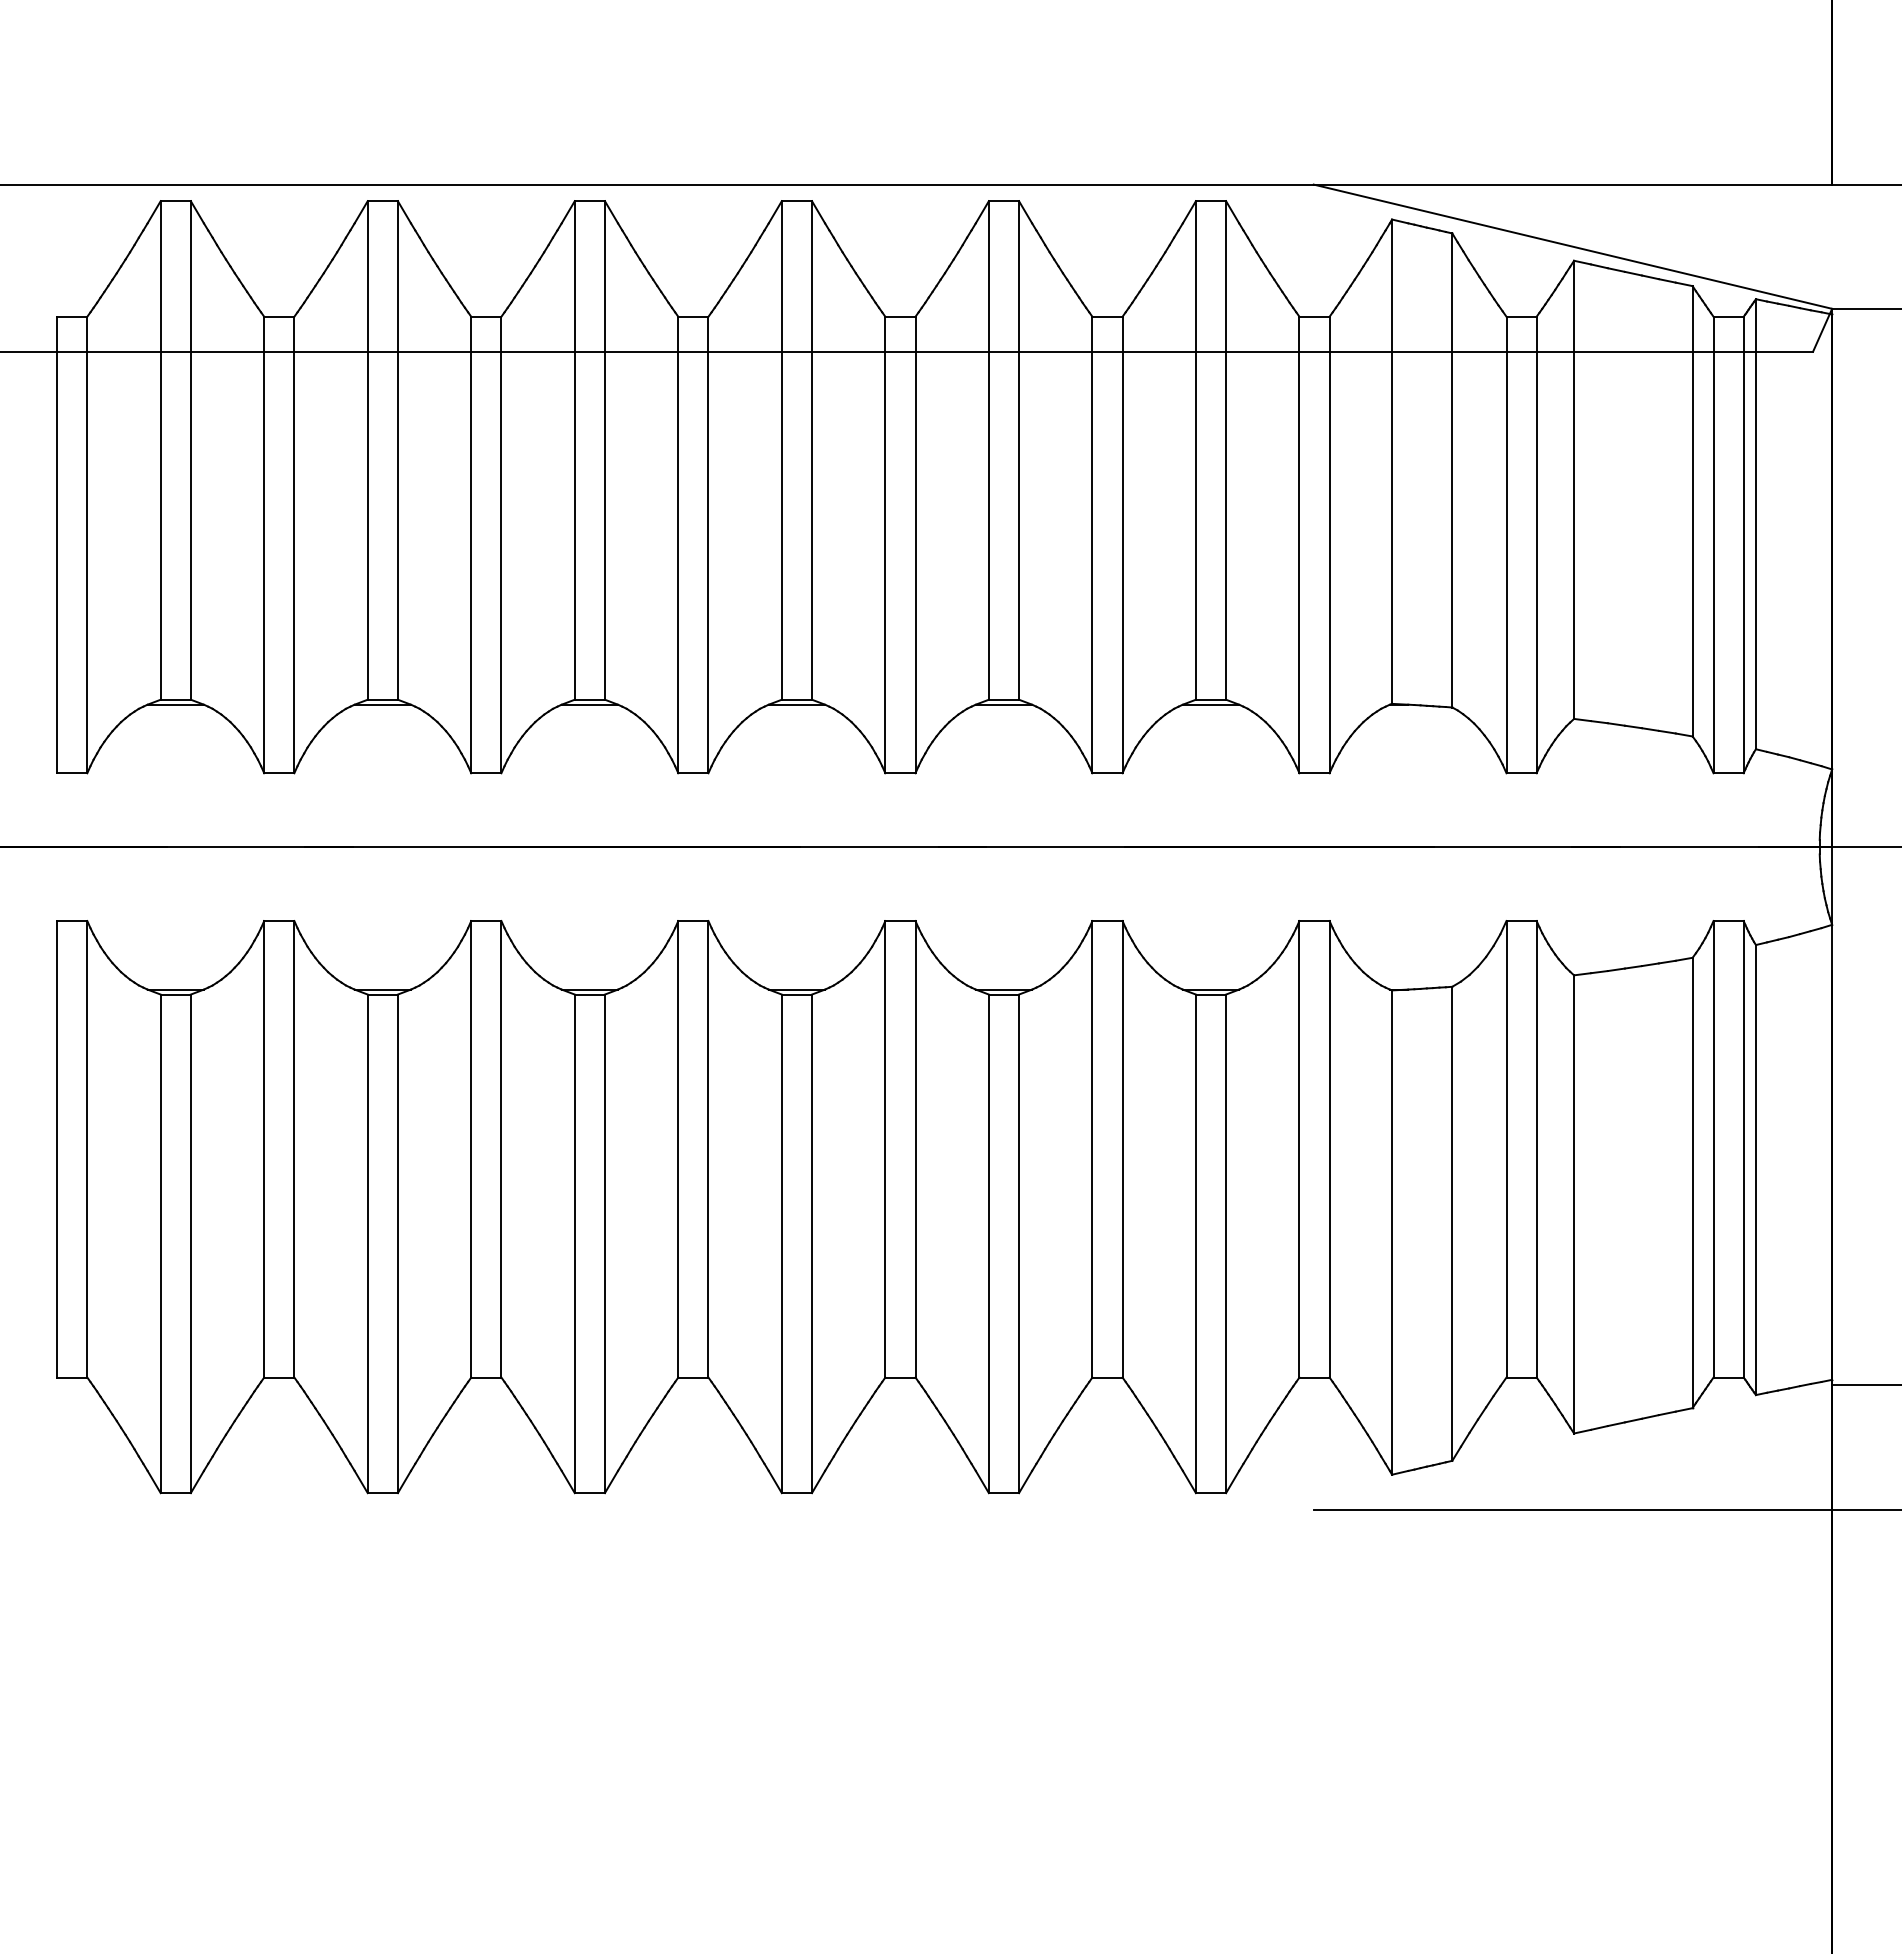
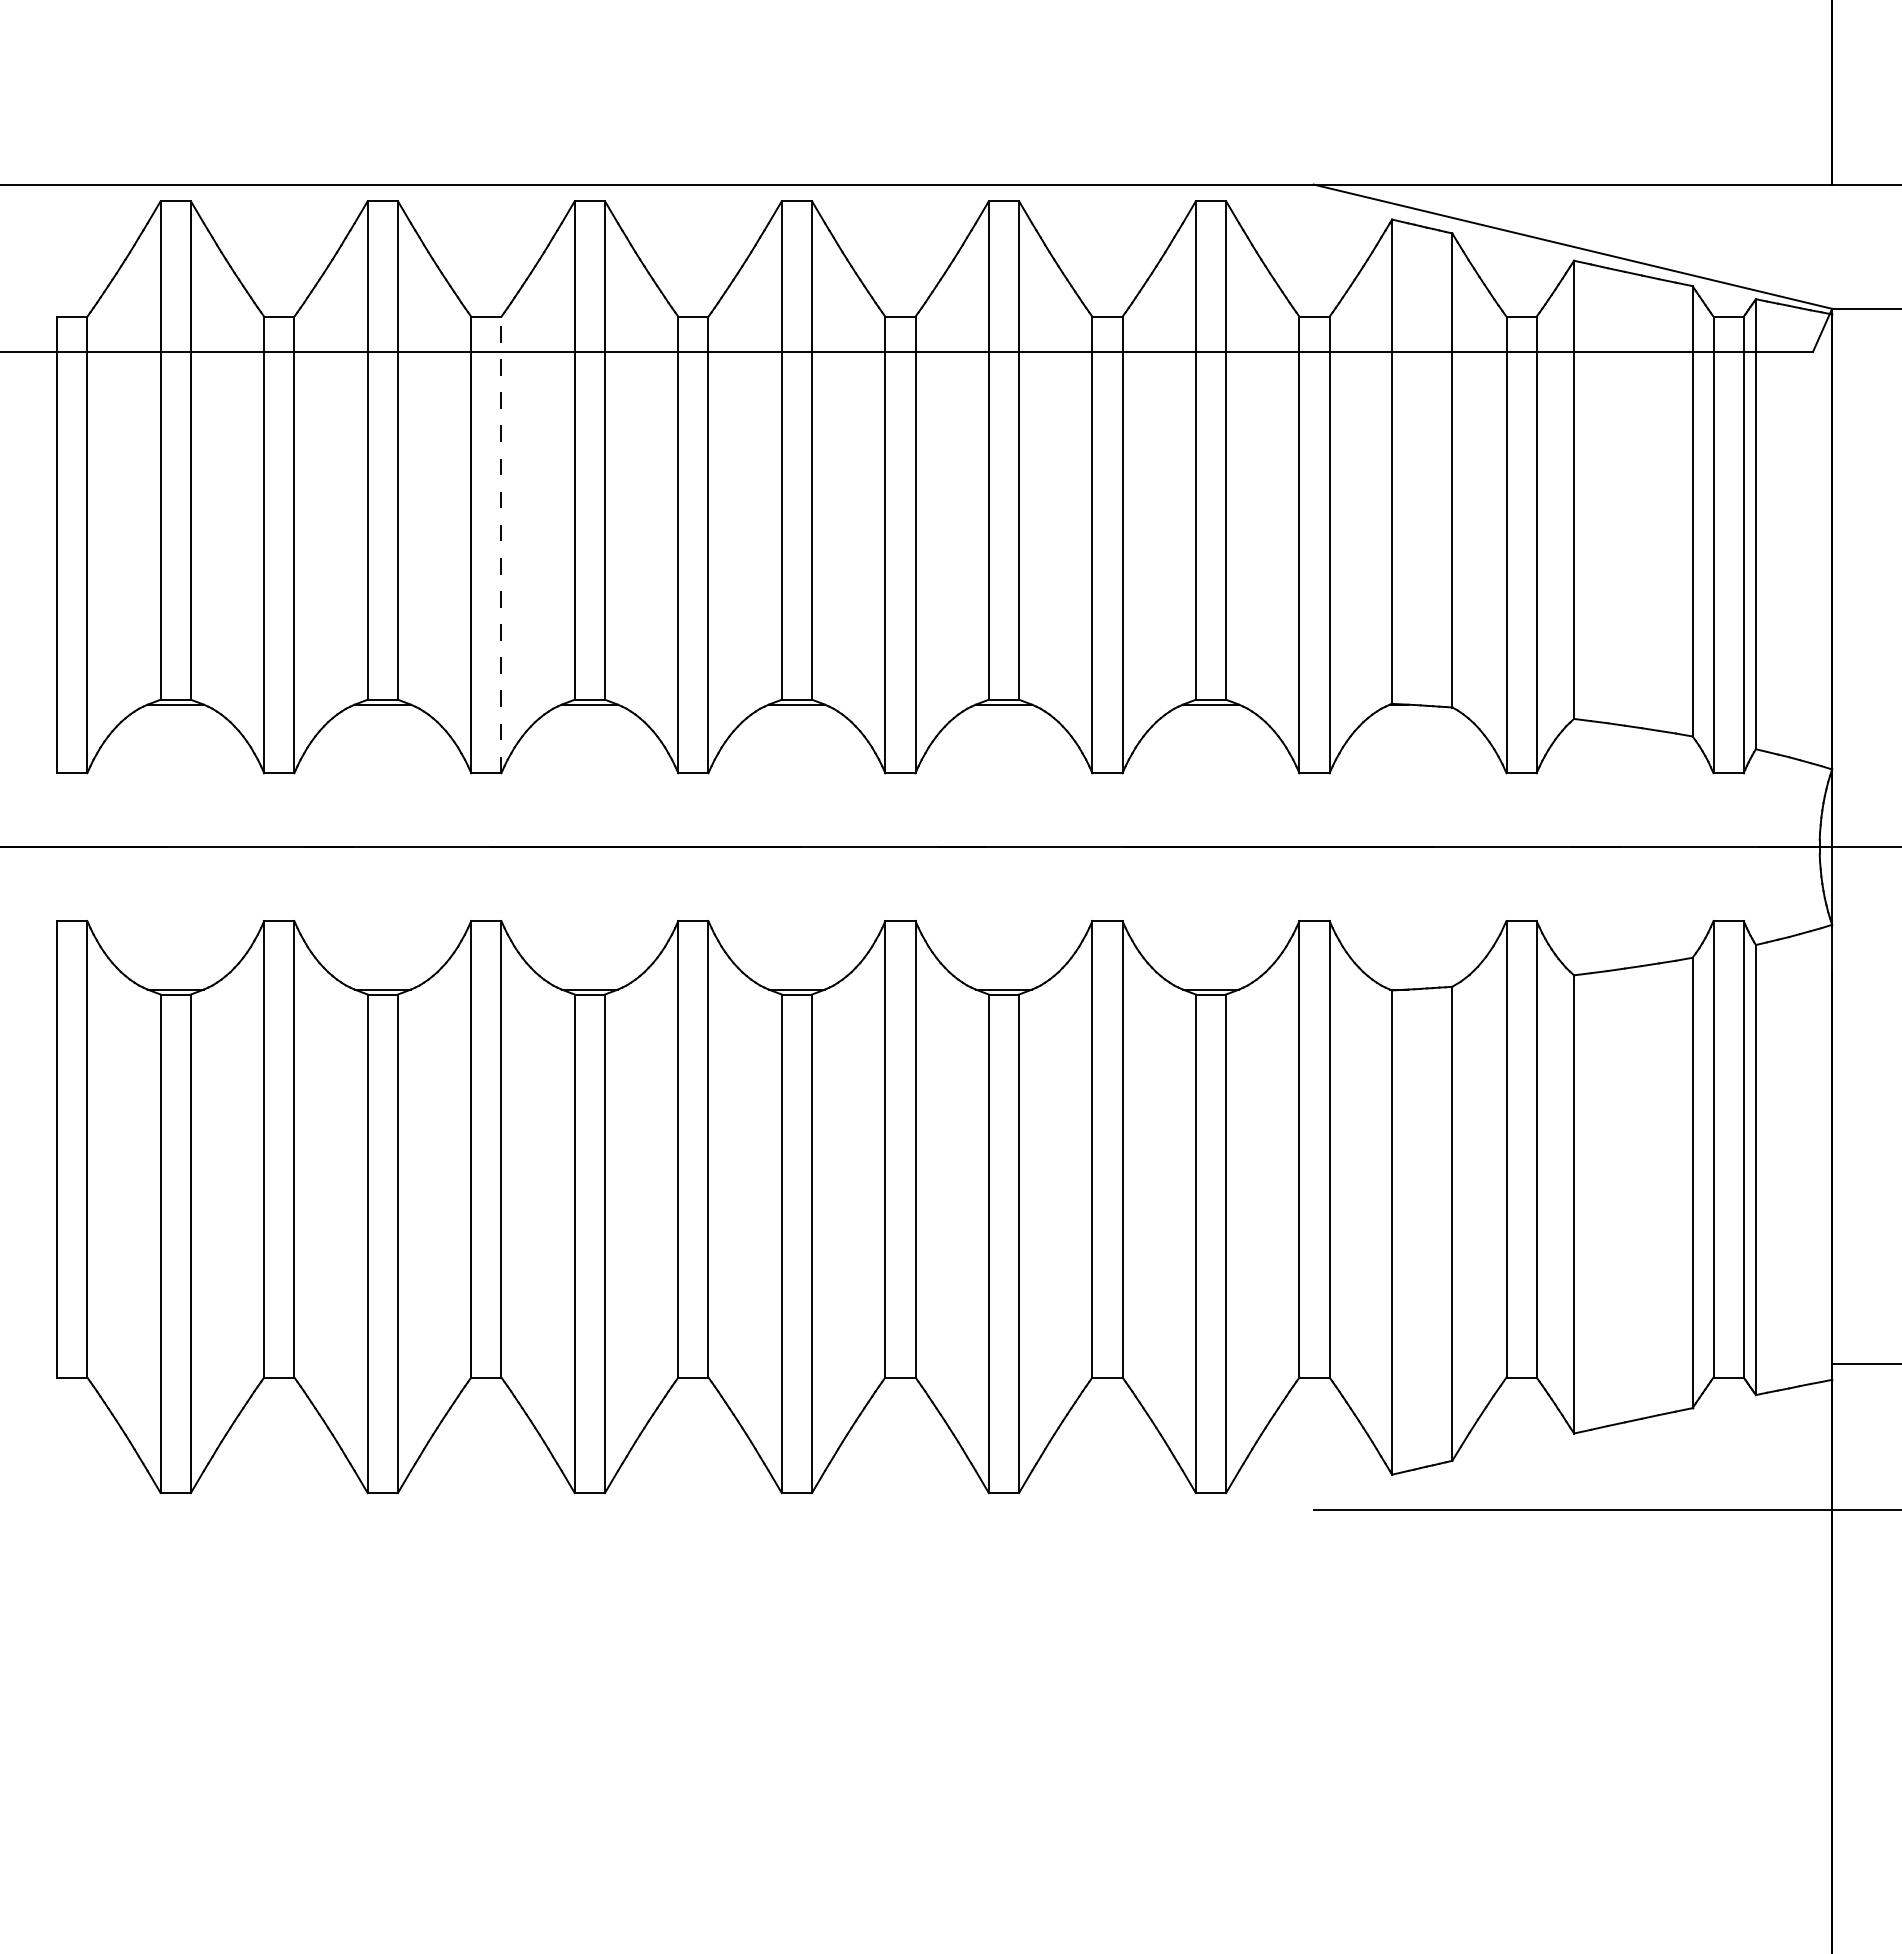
line: solid -> dashed (501, 544)
line position: (1865, 1385) -> (1865, 1364) (1865, 1364)
